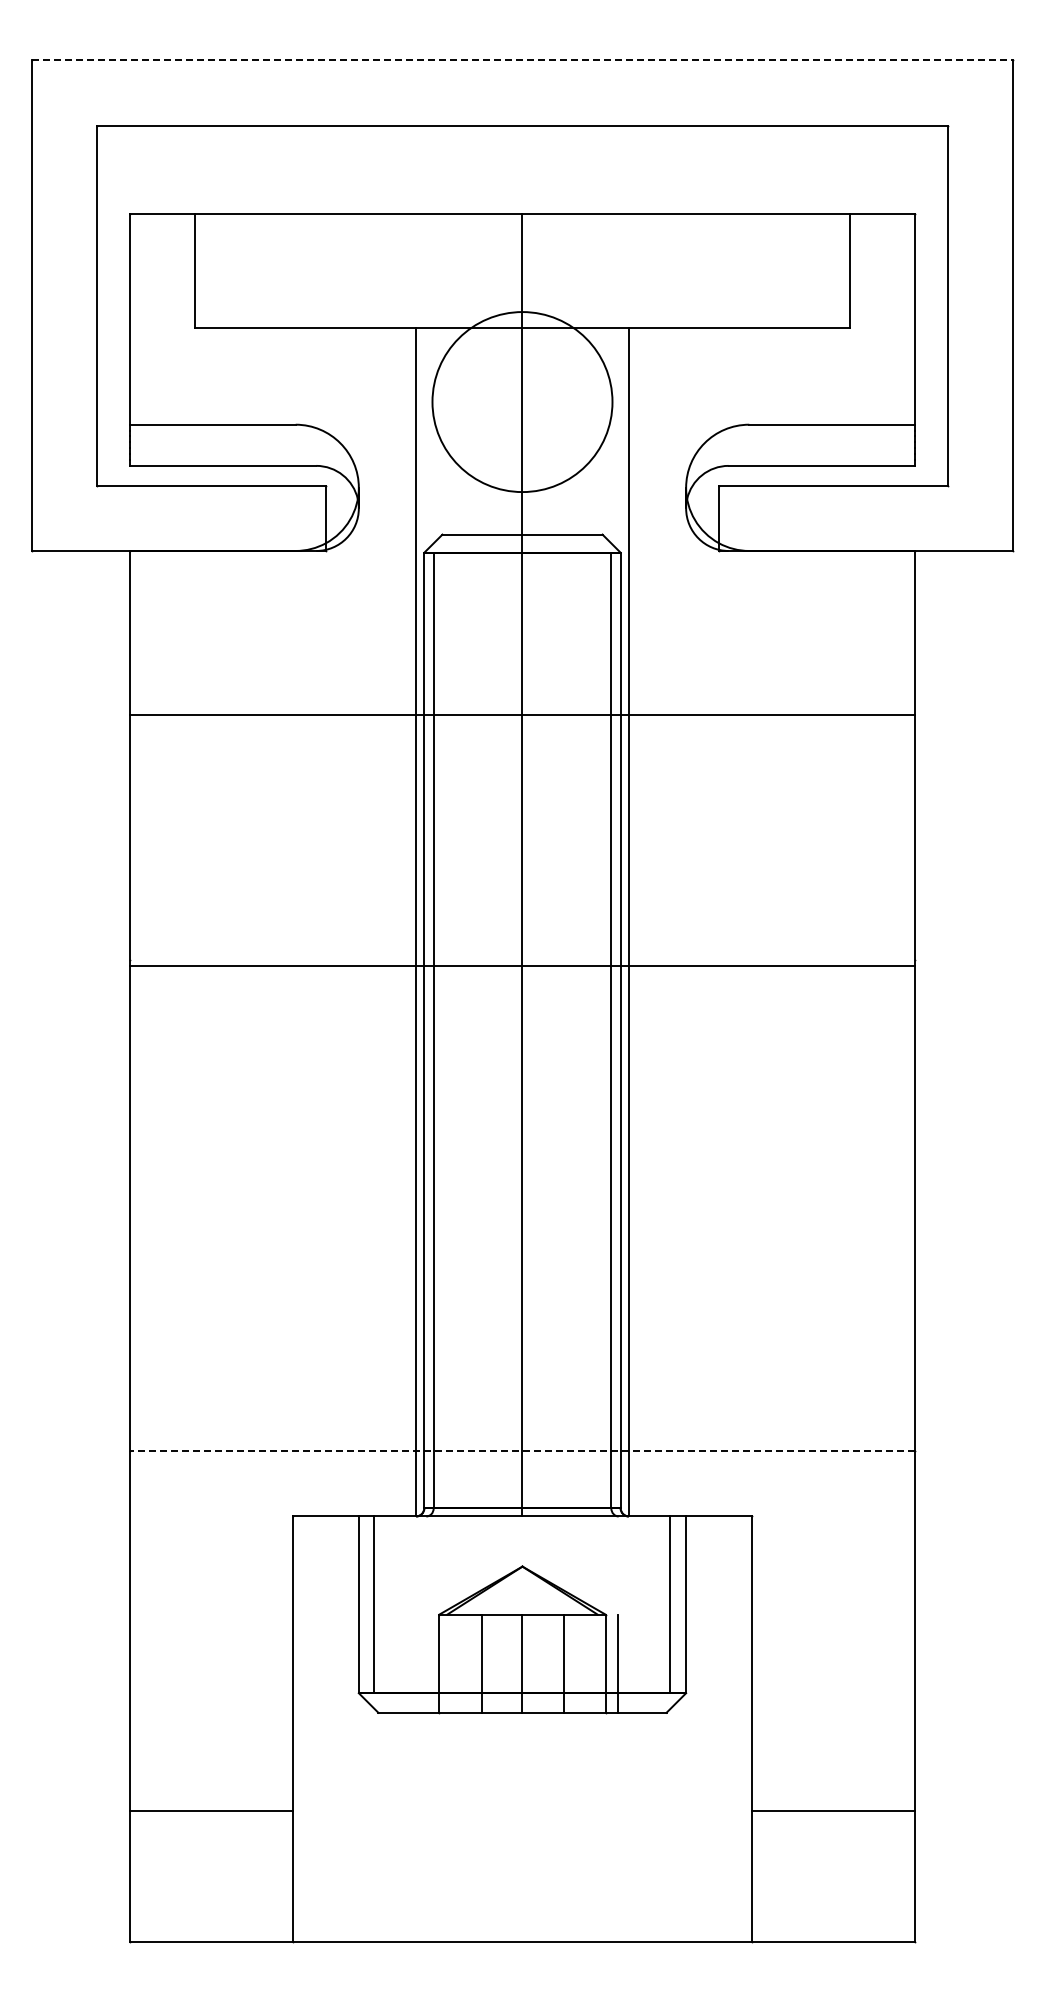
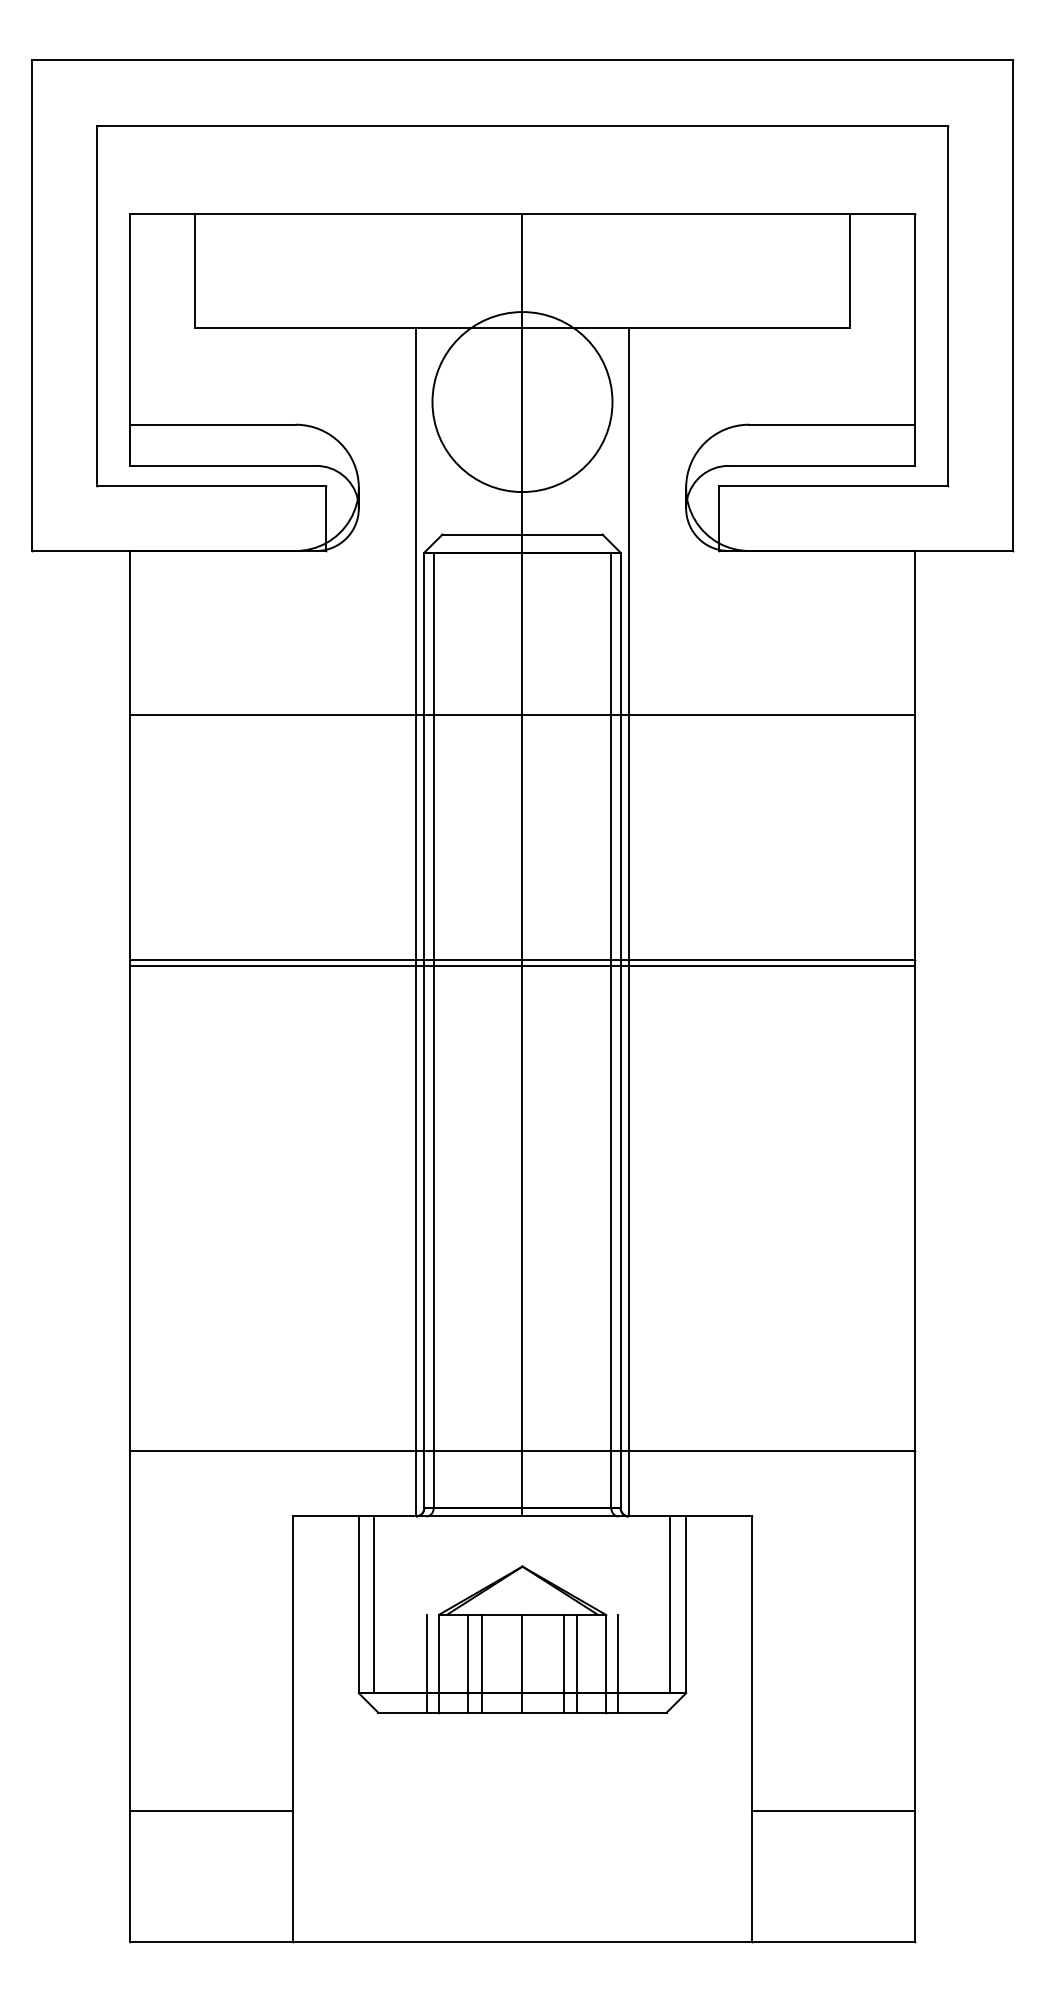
line: dashed -> solid (522, 60)
line: none -> present (522, 960)
line: dashed -> solid (522, 1451)
line: none -> present (426, 1663)
line: none -> present (467, 1663)
line: none -> present (577, 1663)
